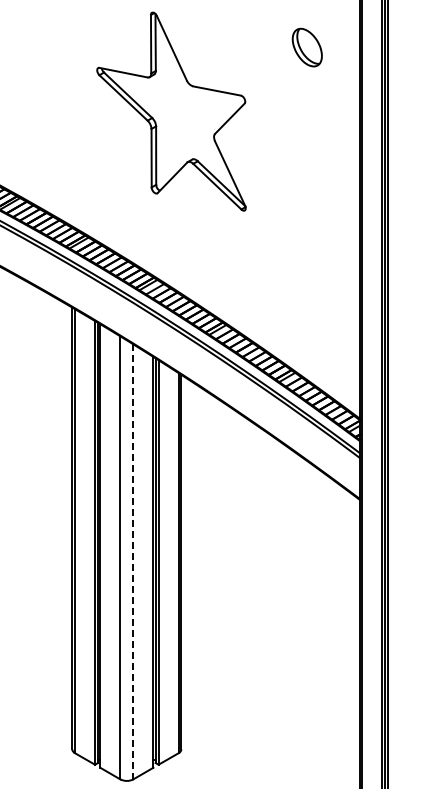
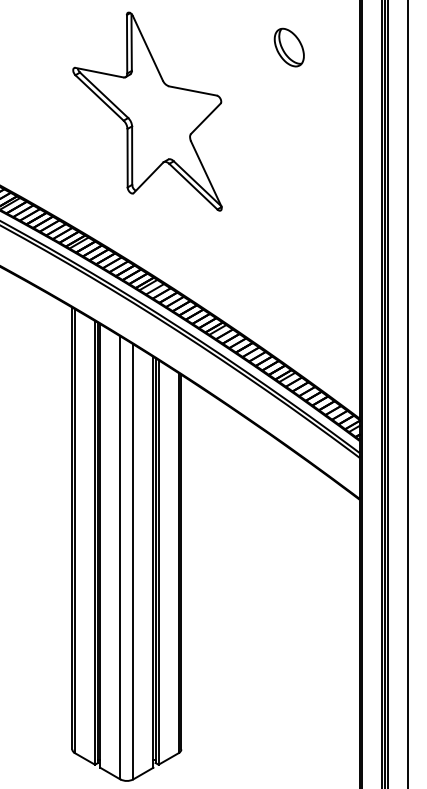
part position: (306, 47) -> (288, 47) (288, 47)
part position: (171, 111) -> (147, 111) (147, 111)
line: none -> present (407, 393)
line: dashed -> solid (133, 561)
